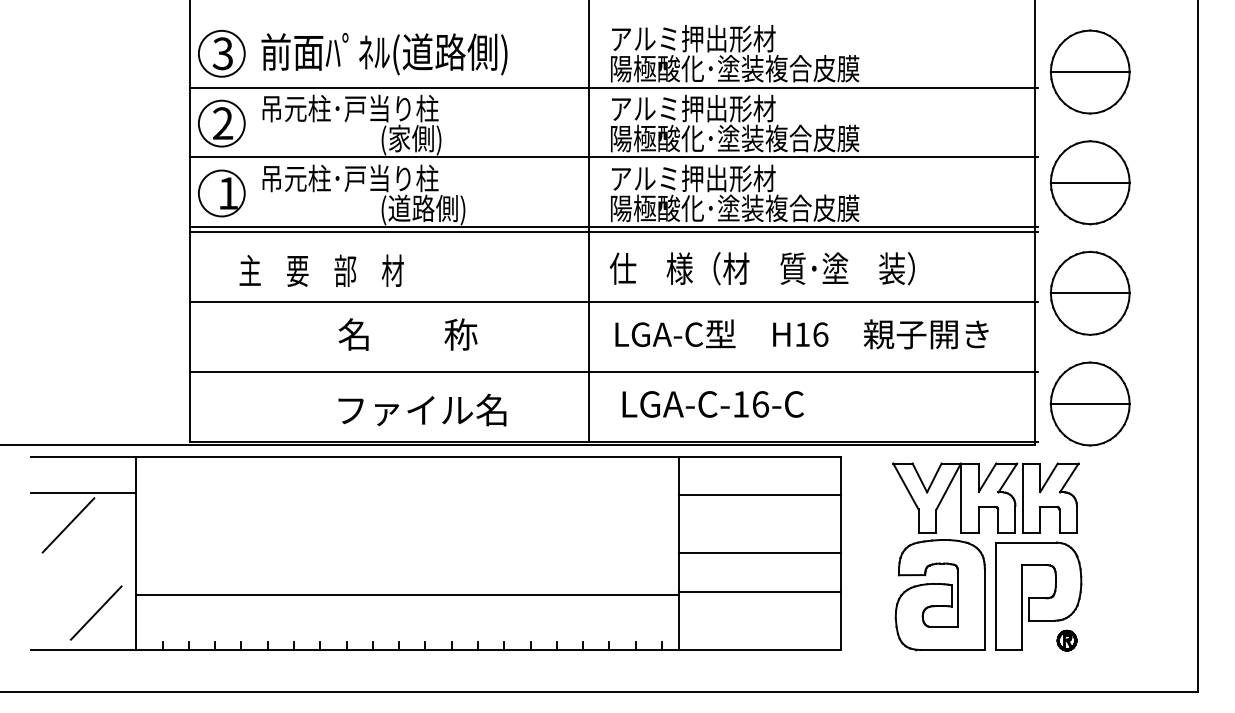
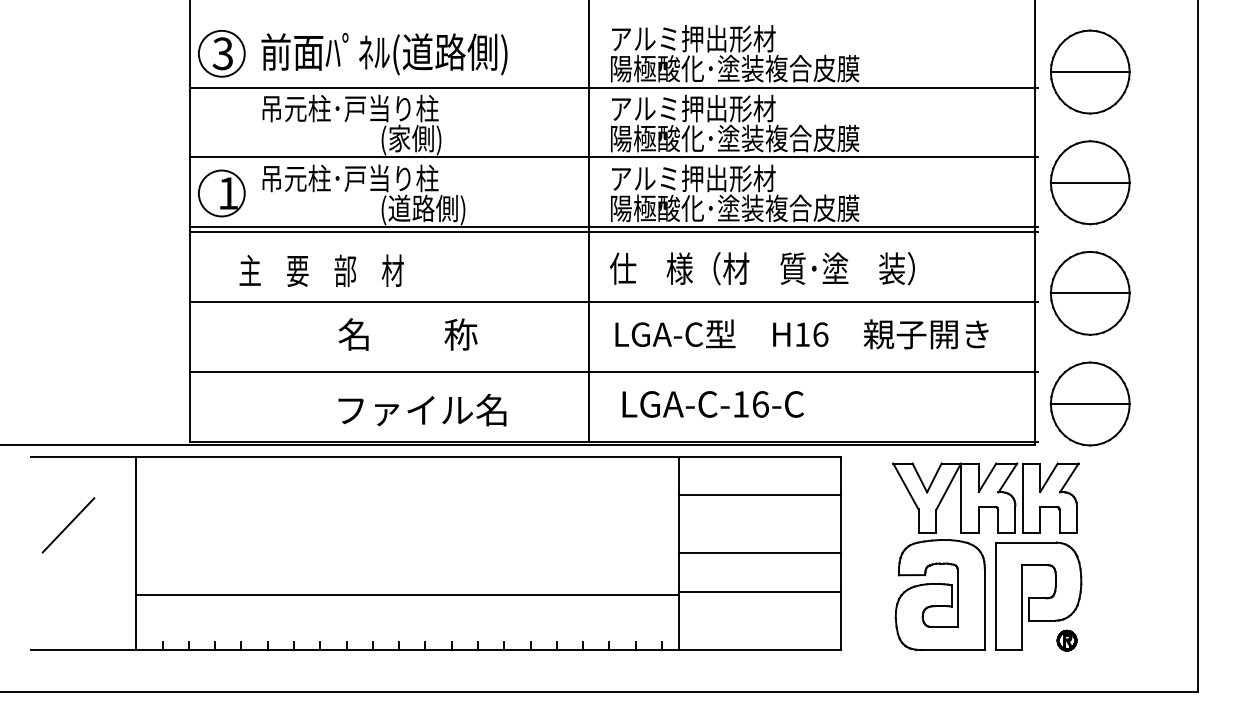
part: present -> none (221, 123)
line: present -> none (83, 492)
line: present -> none (96, 612)
